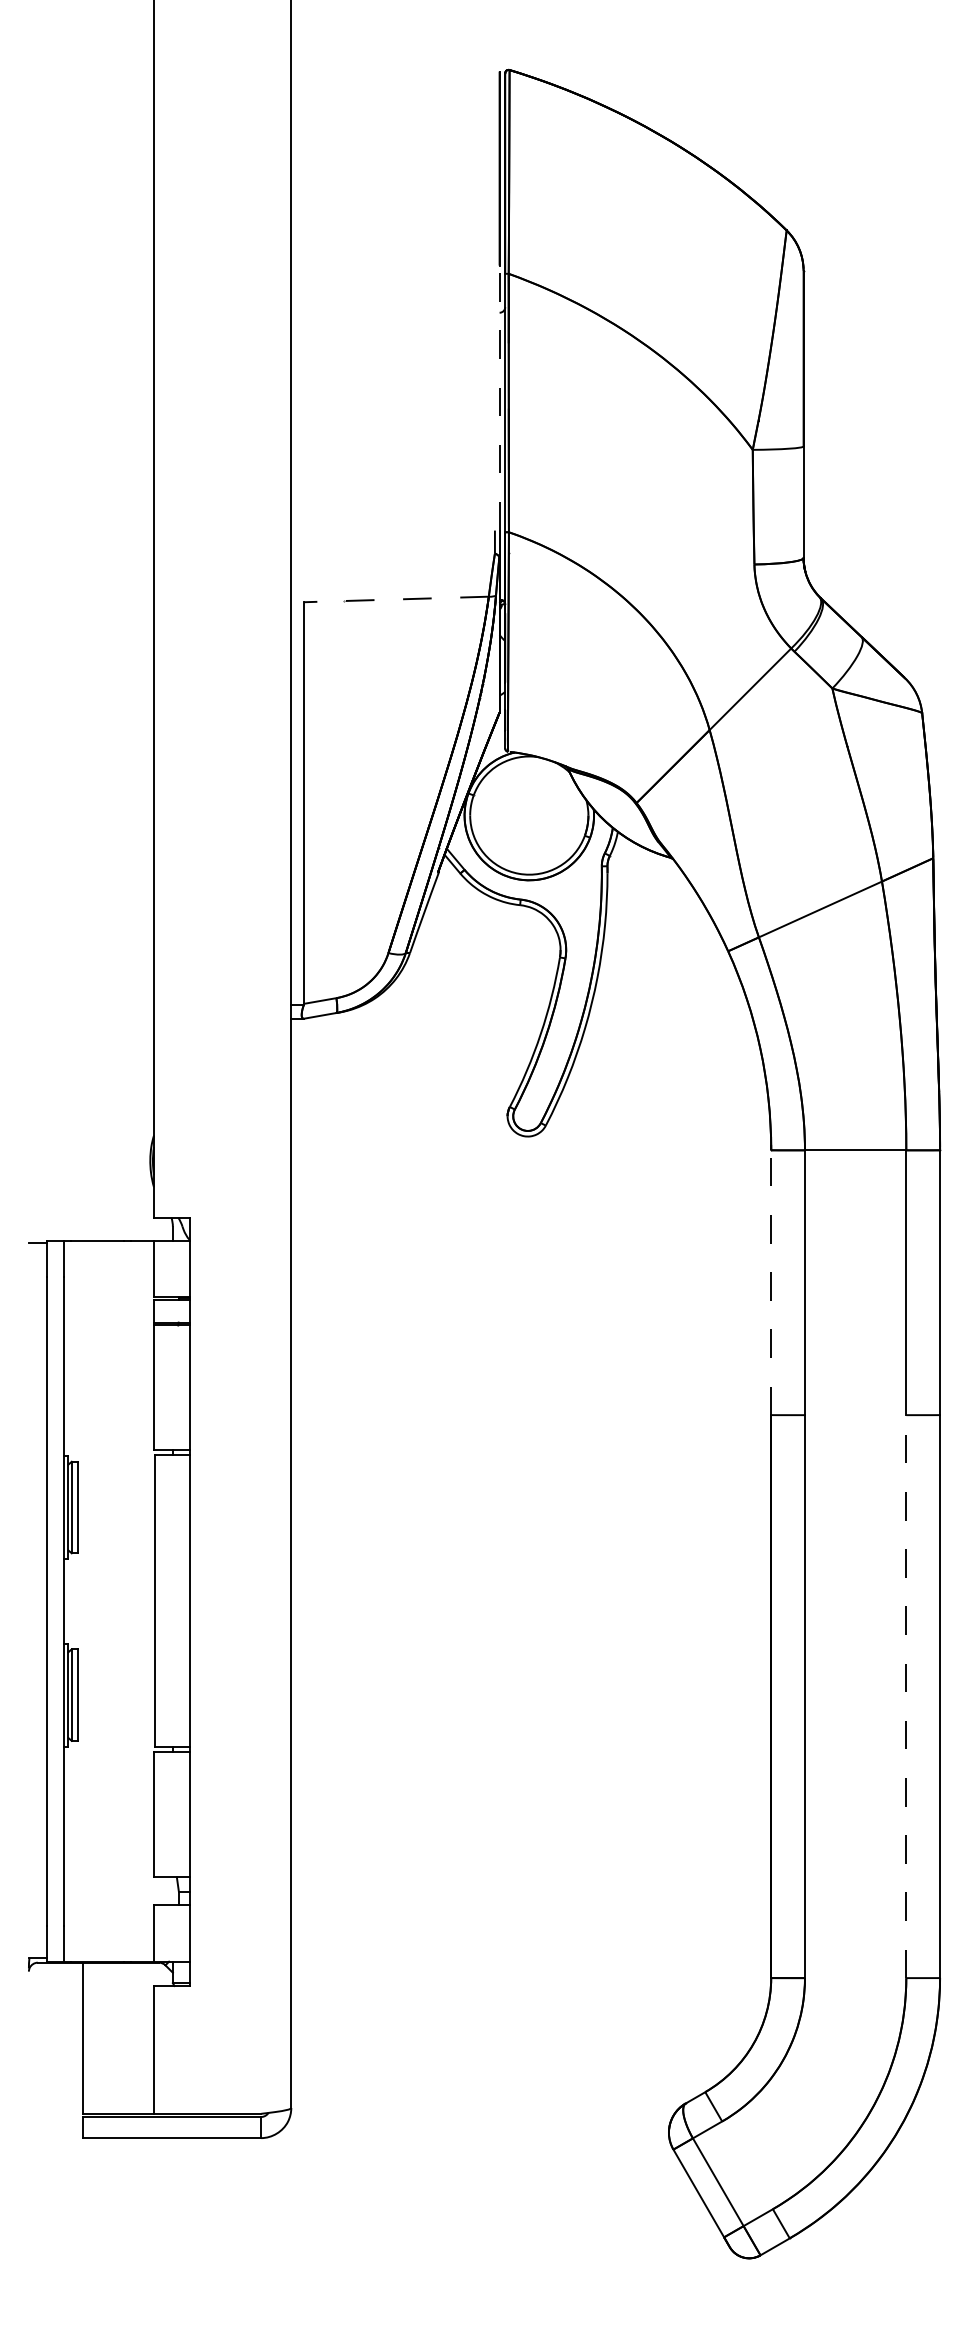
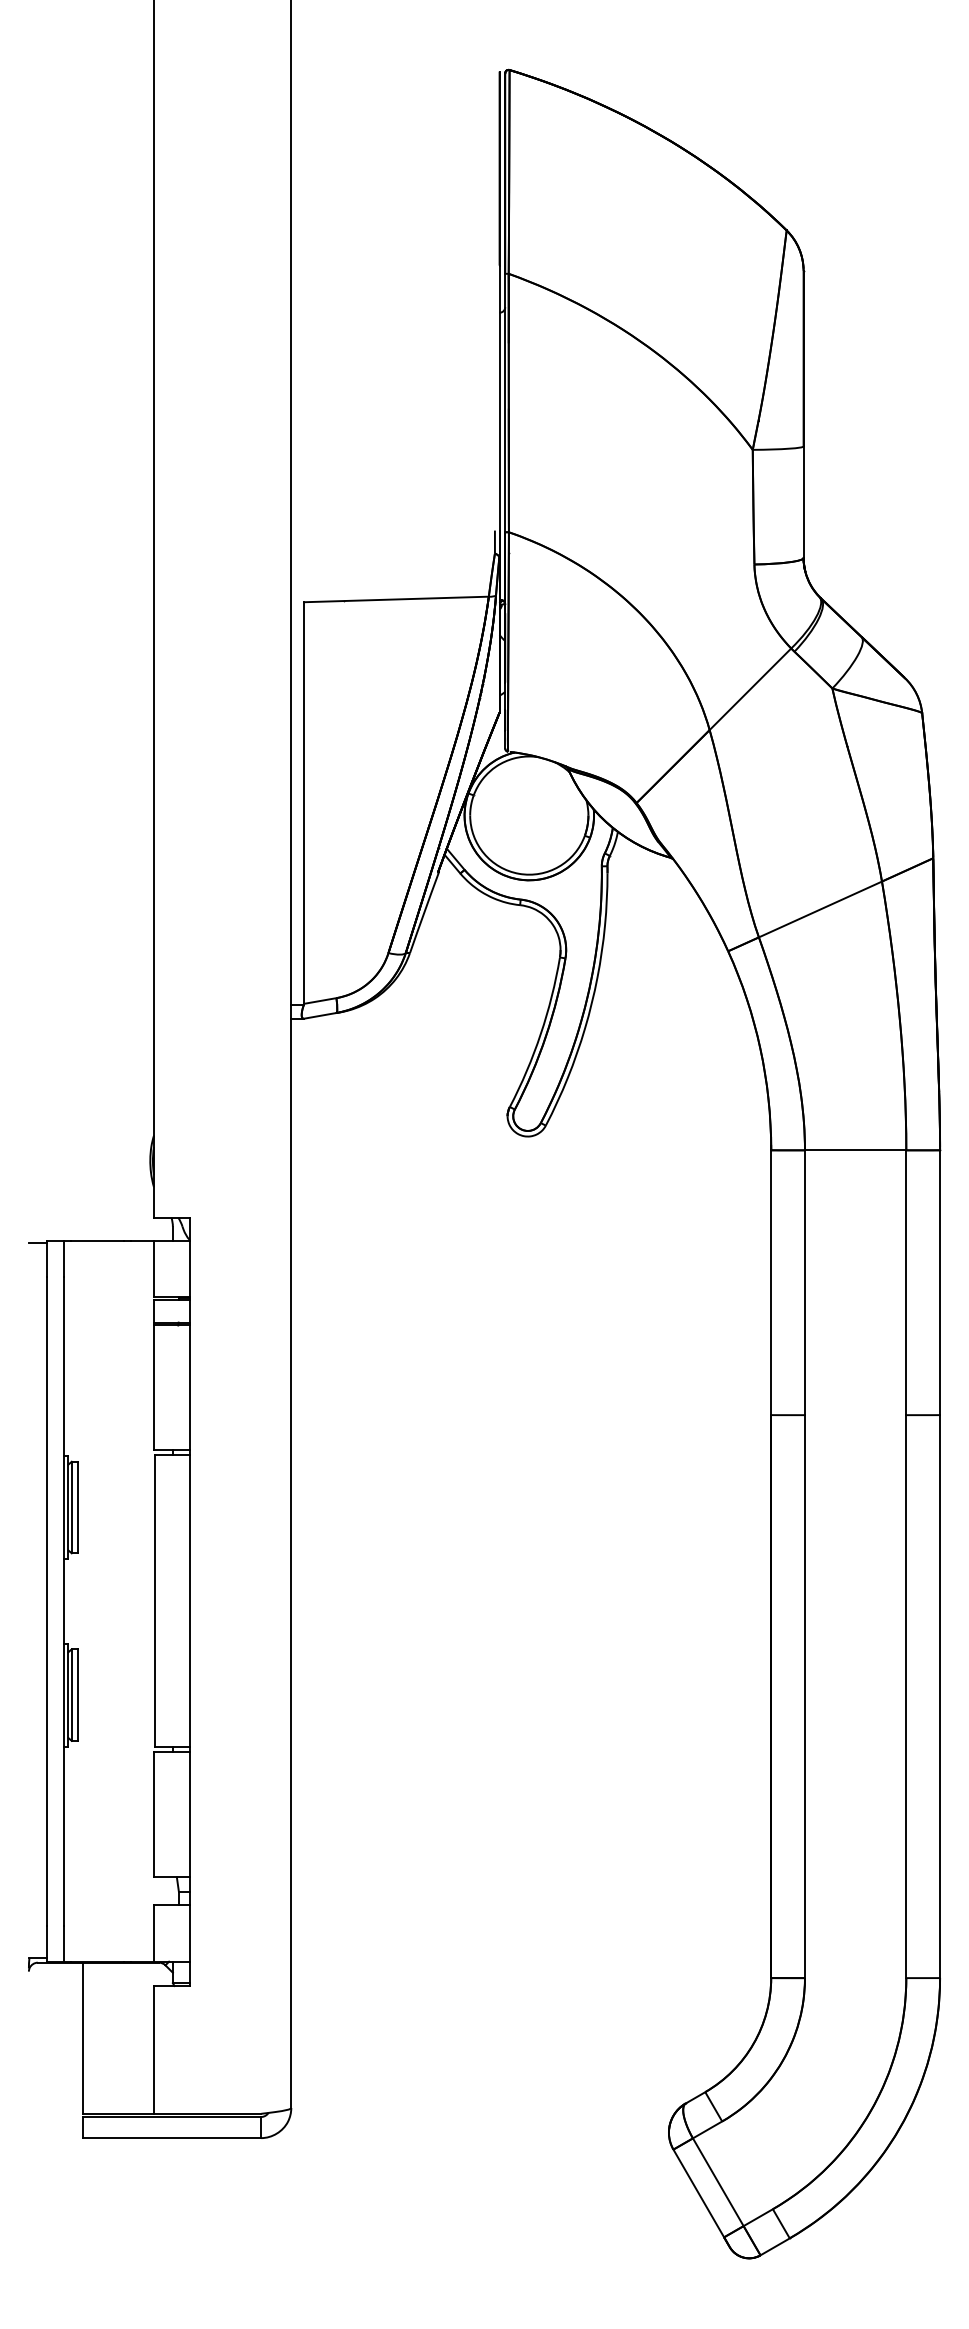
line: dashed -> solid (499, 397)
line: dashed -> solid (395, 599)
line: dashed -> solid (771, 1282)
line: dashed -> solid (906, 1696)
